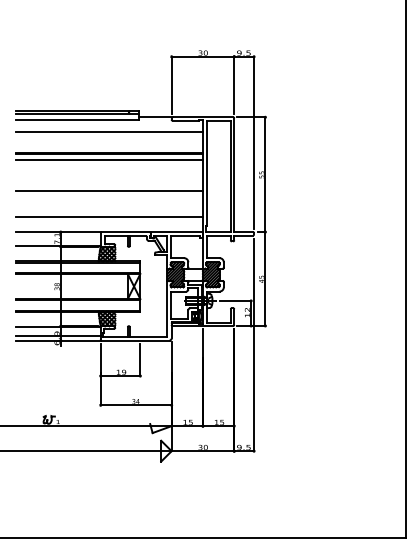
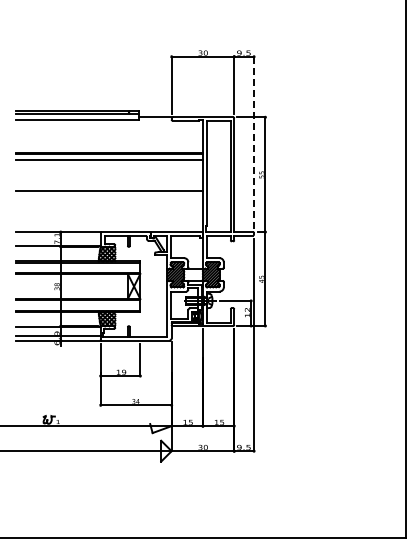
line: present -> none (108, 131)
line: solid -> dashed (254, 142)
line: present -> none (108, 217)
